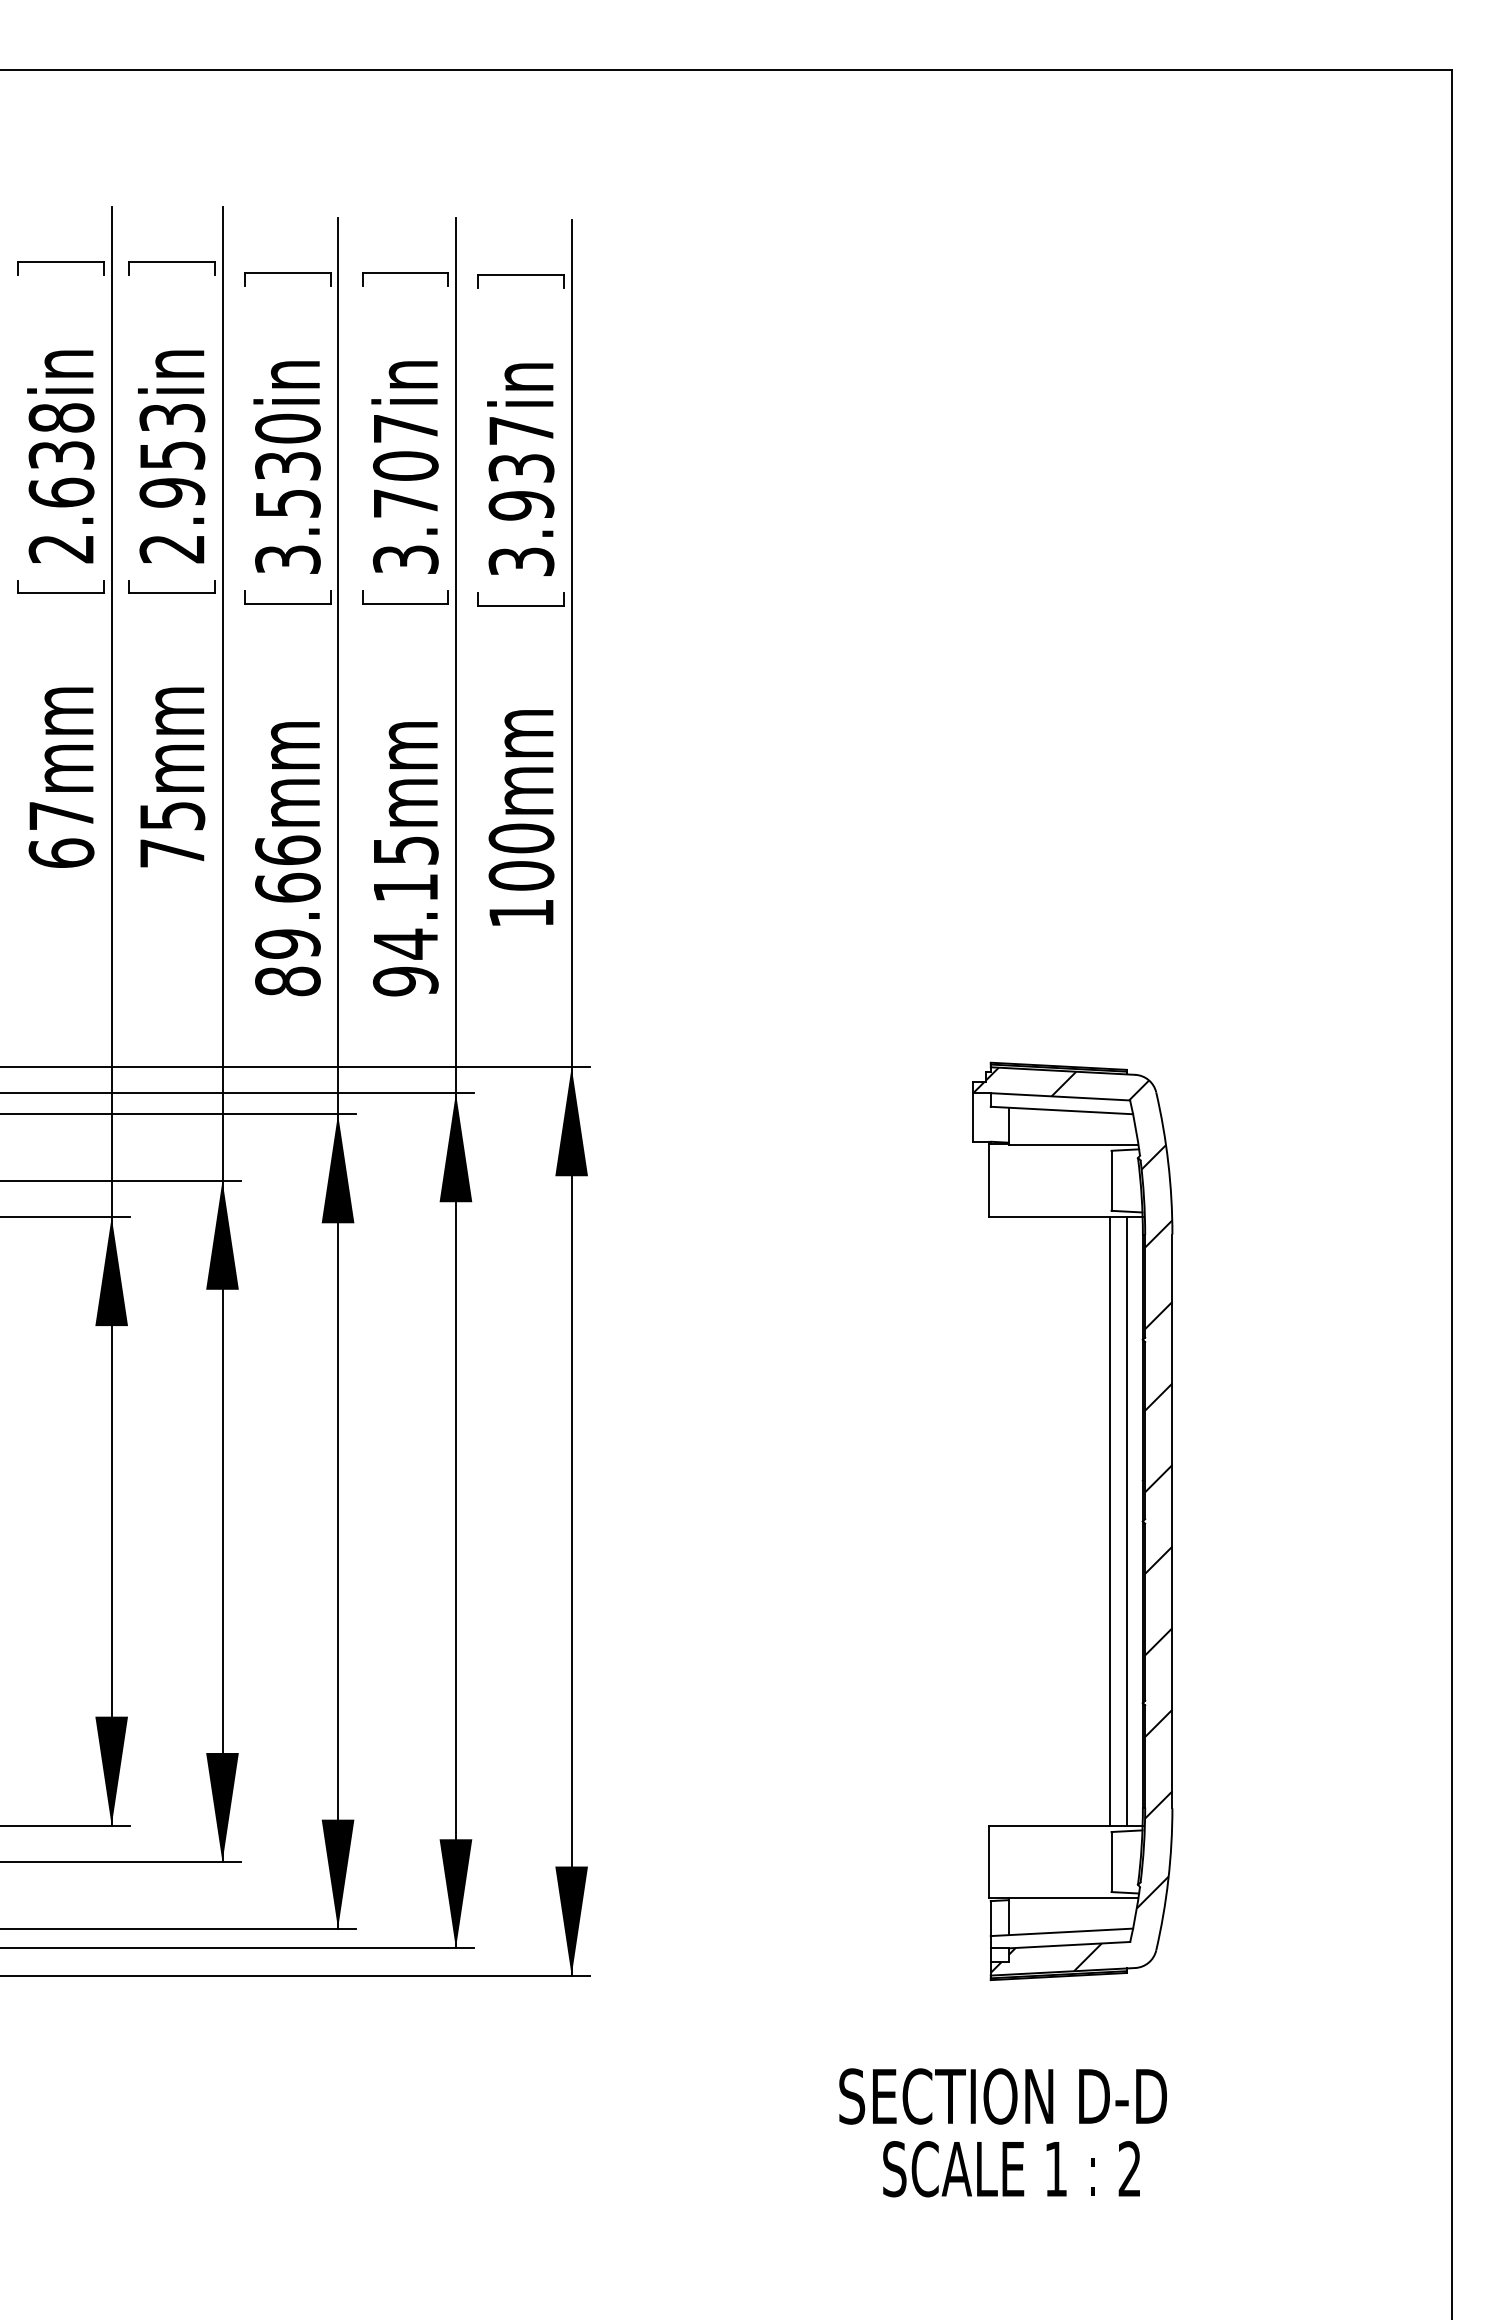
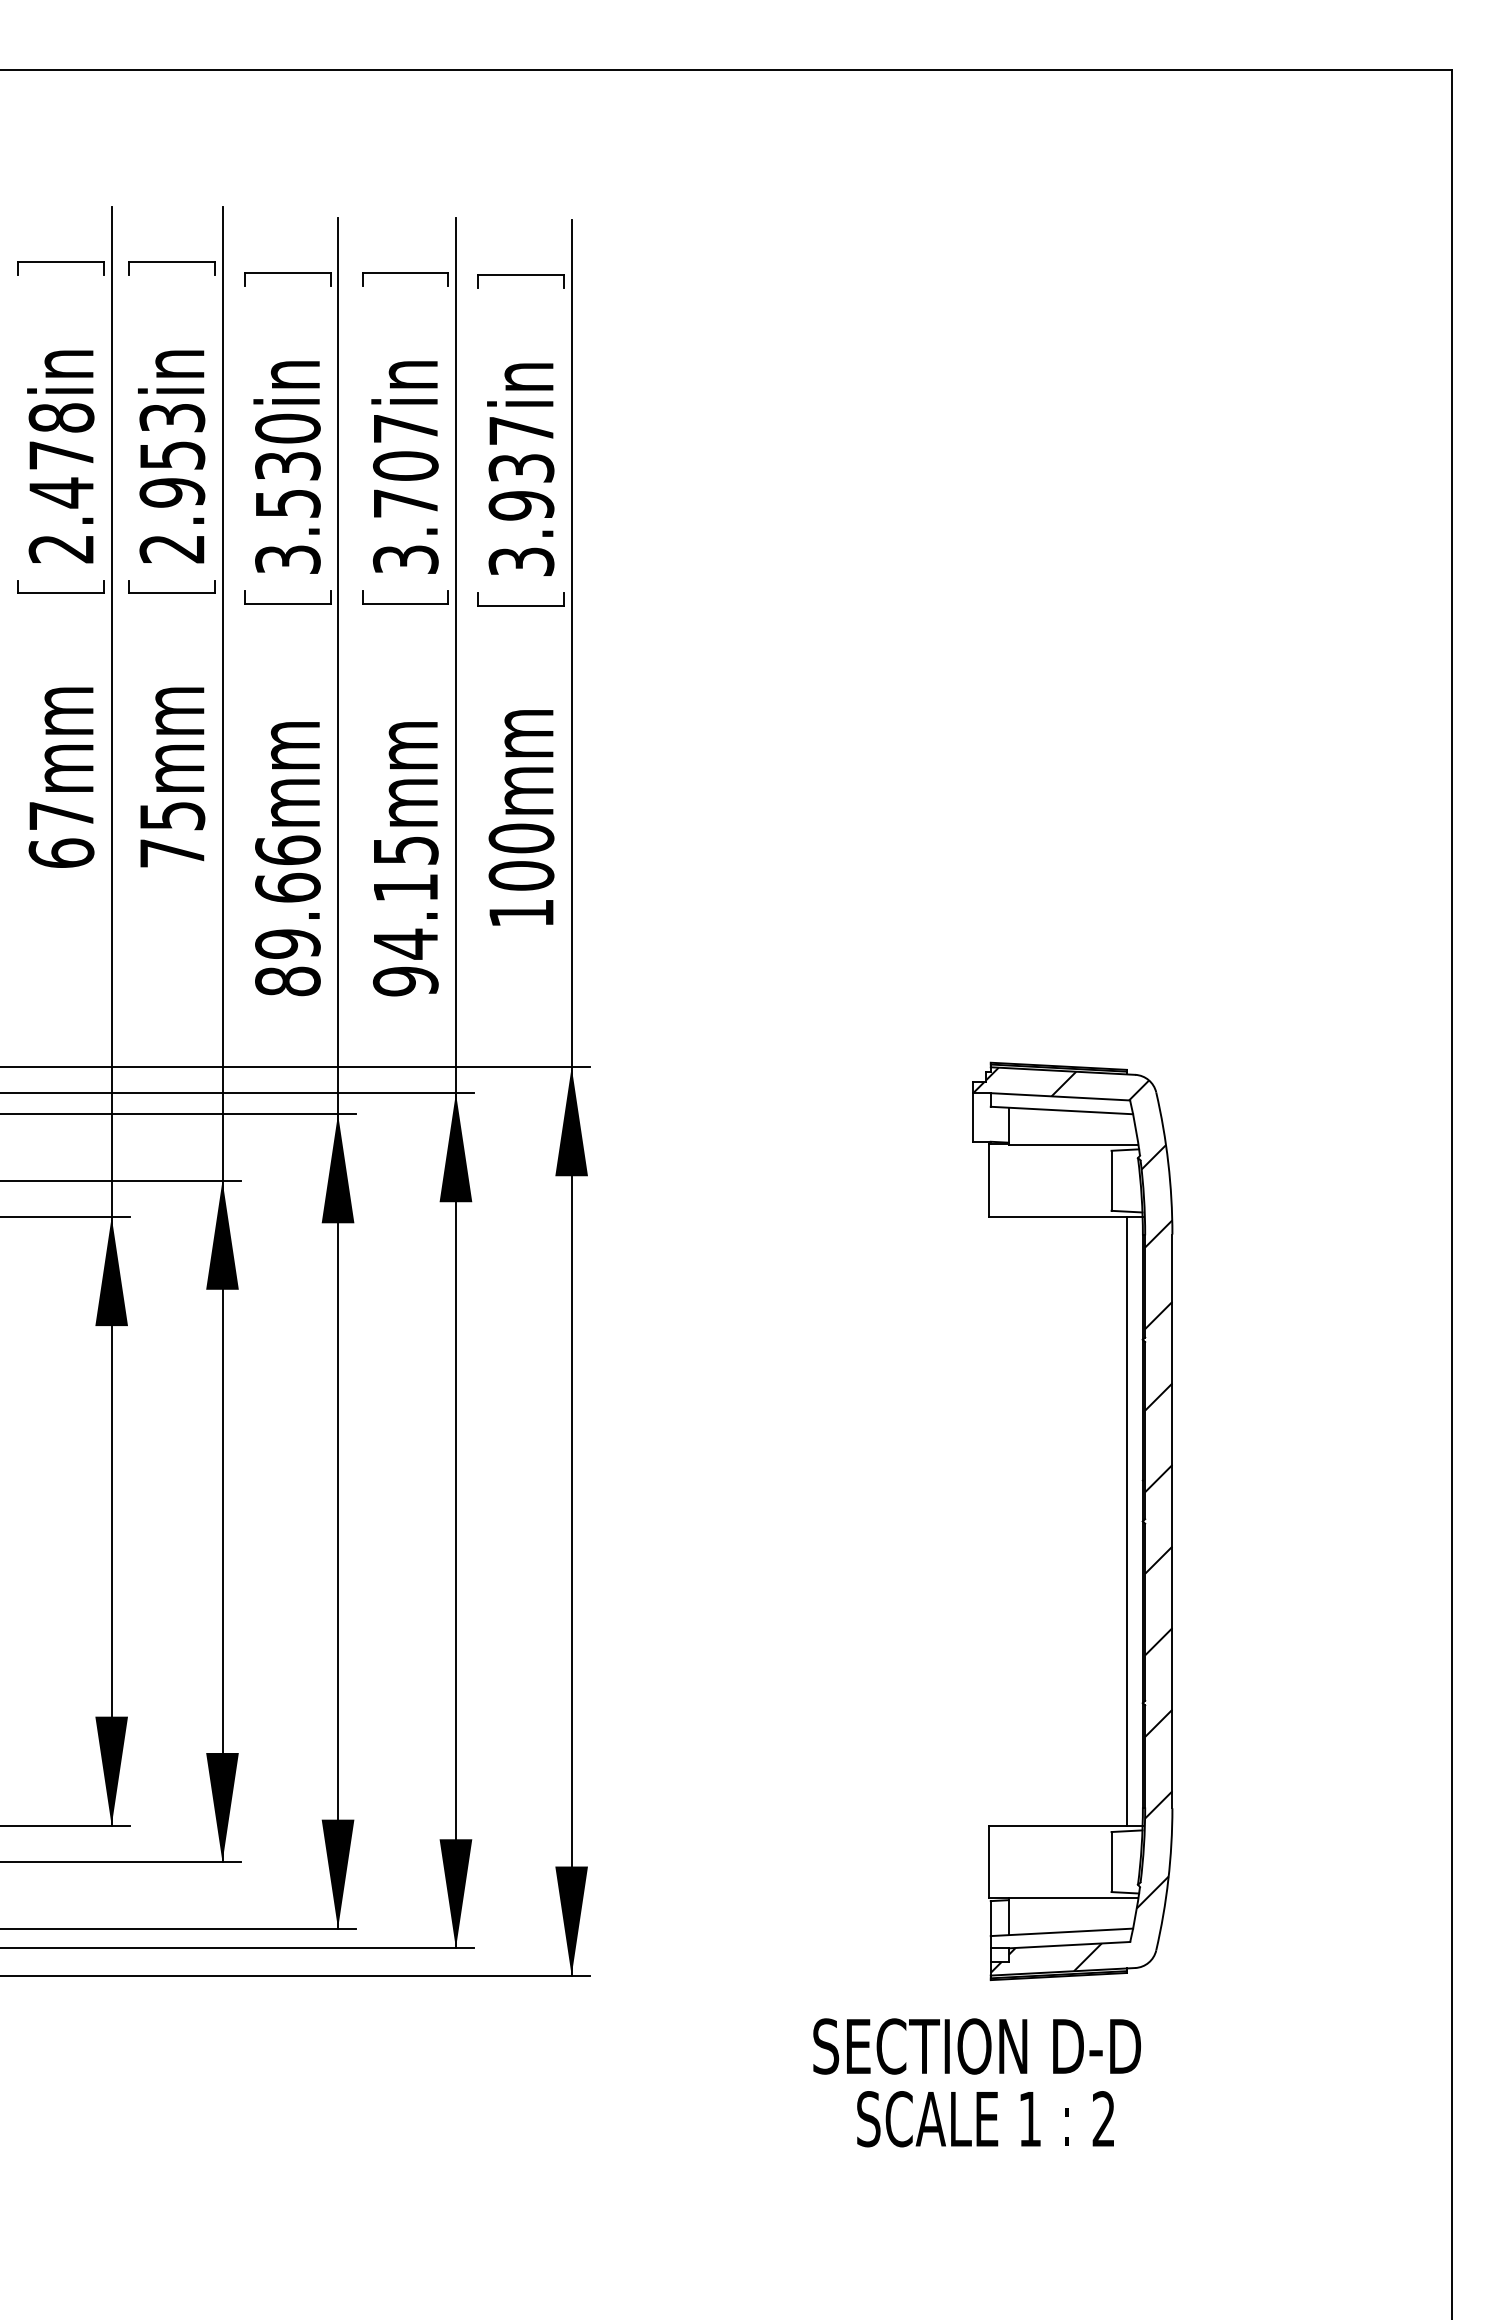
text: 2.638in -> 2.478in (61, 474)
line: present -> none (1110, 1521)
text position: (1002, 2132) -> (976, 2082) (976, 2082)
